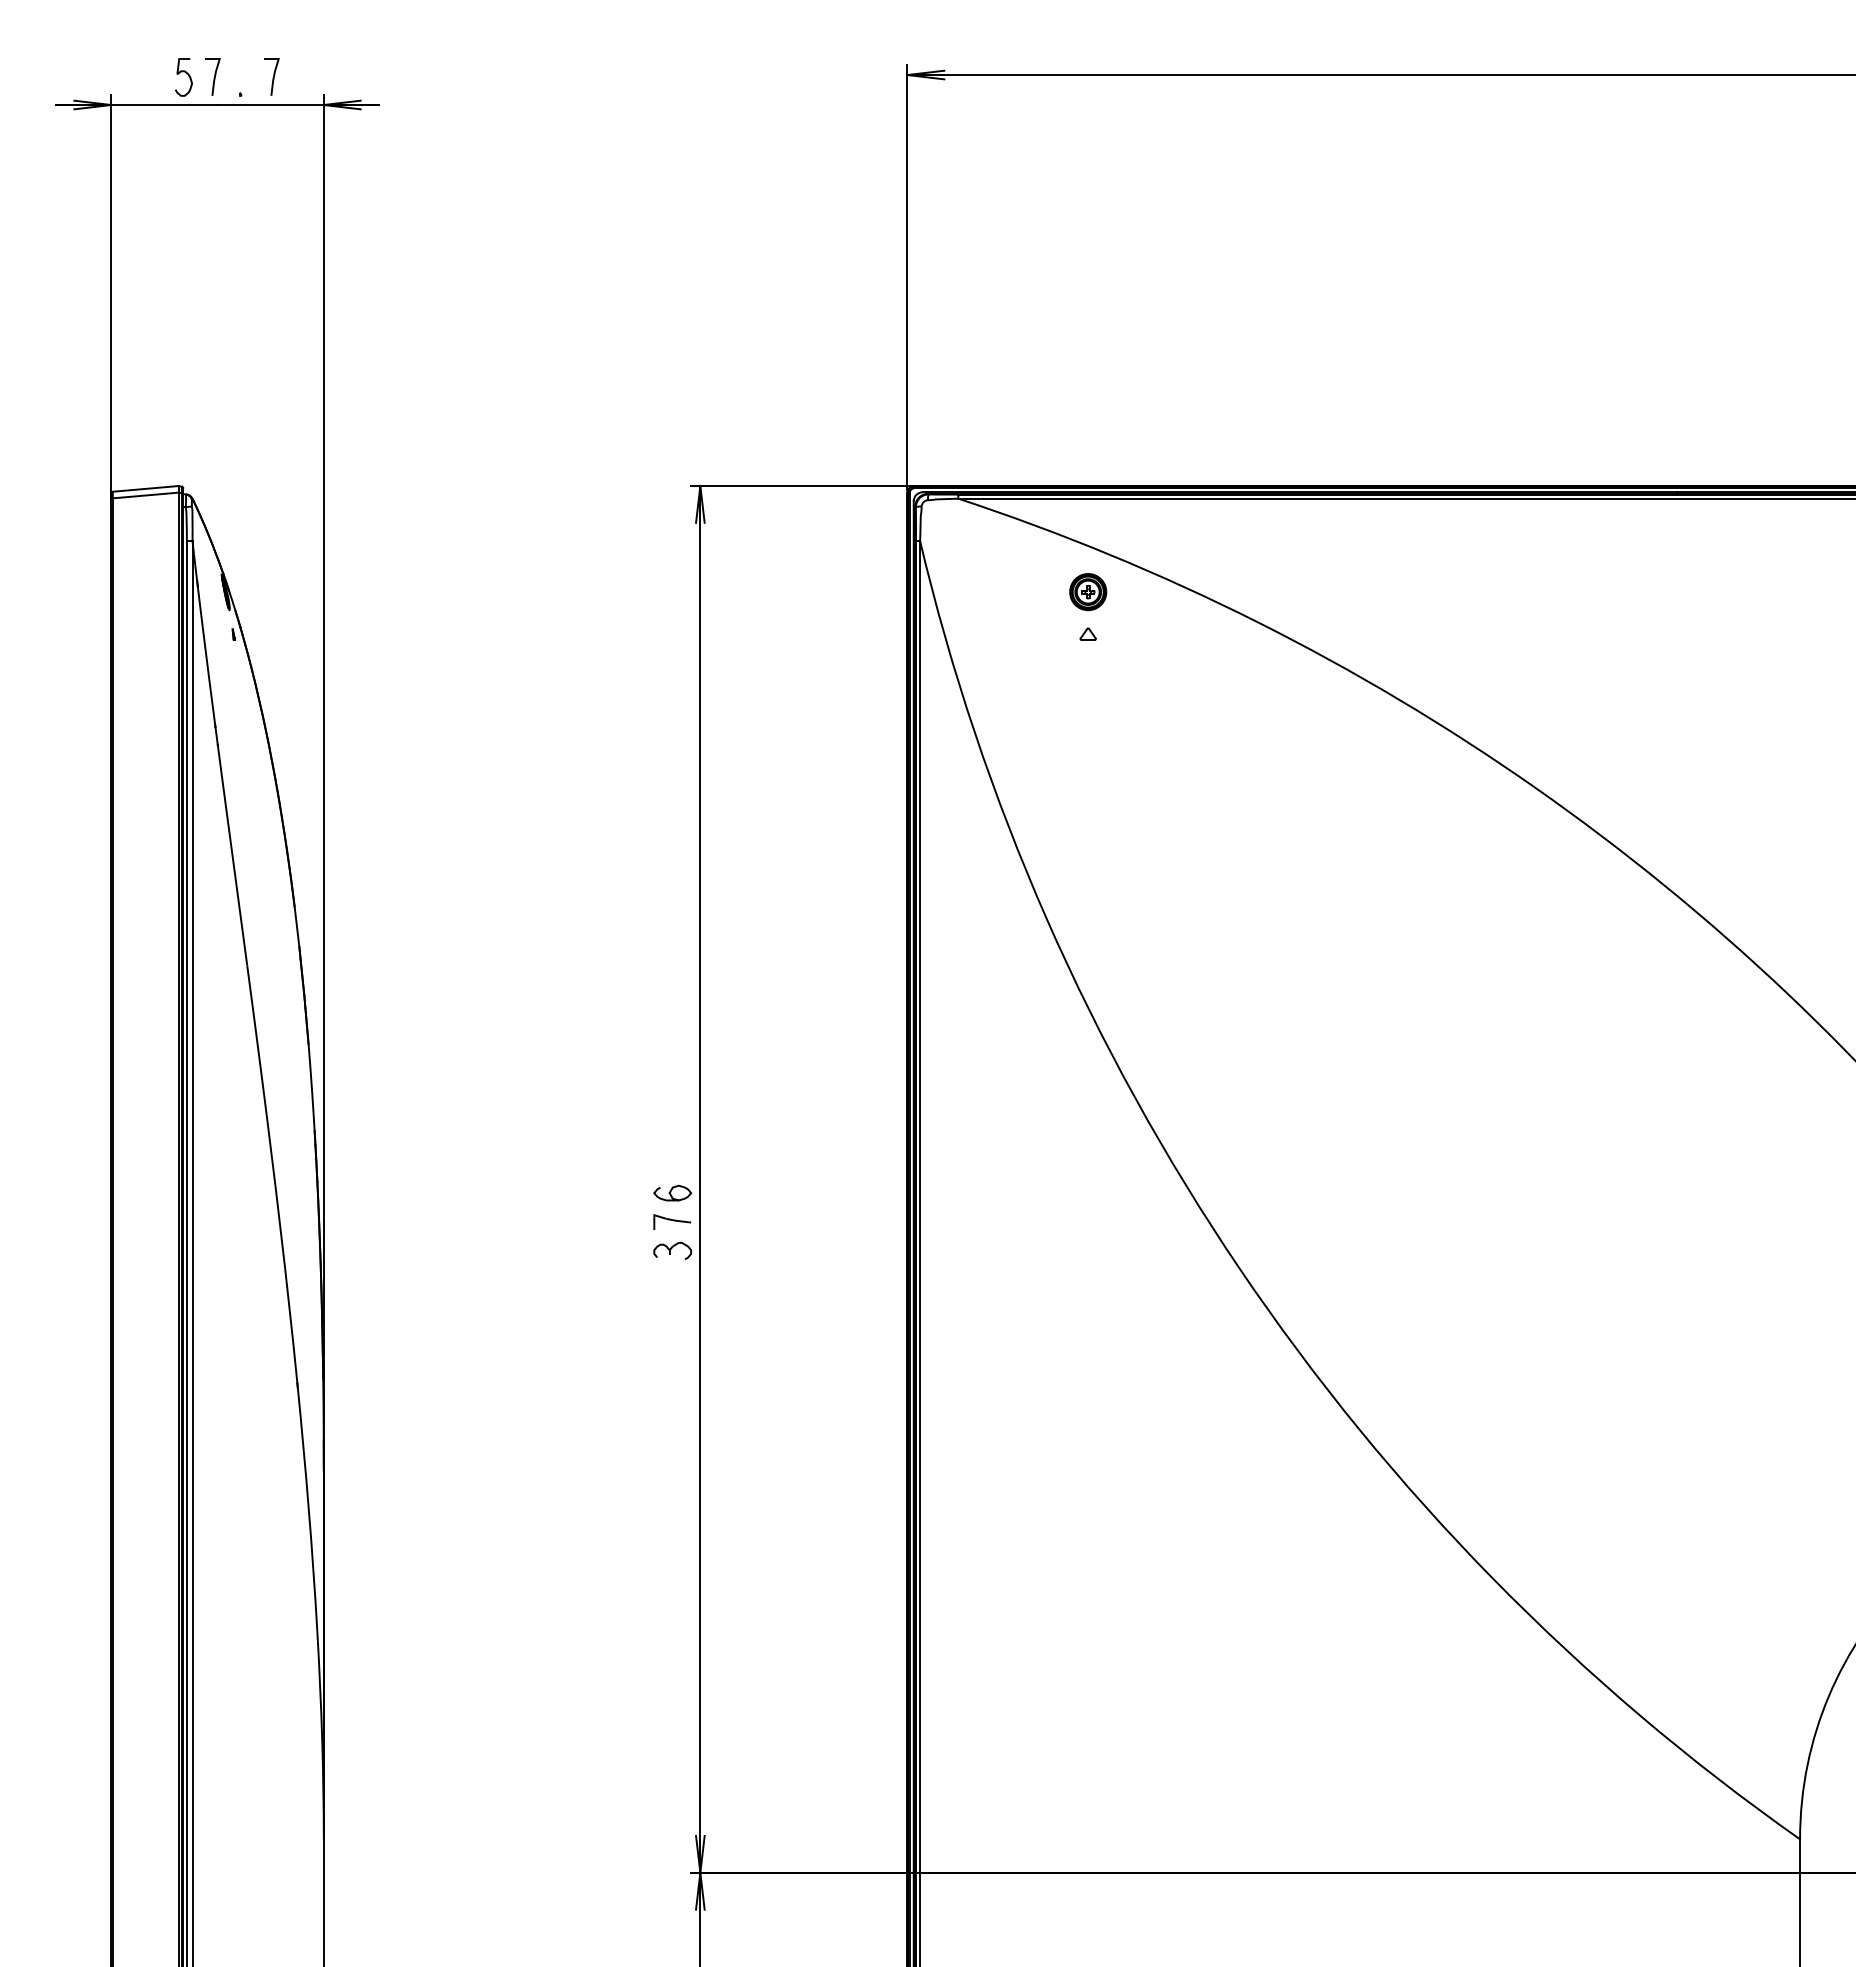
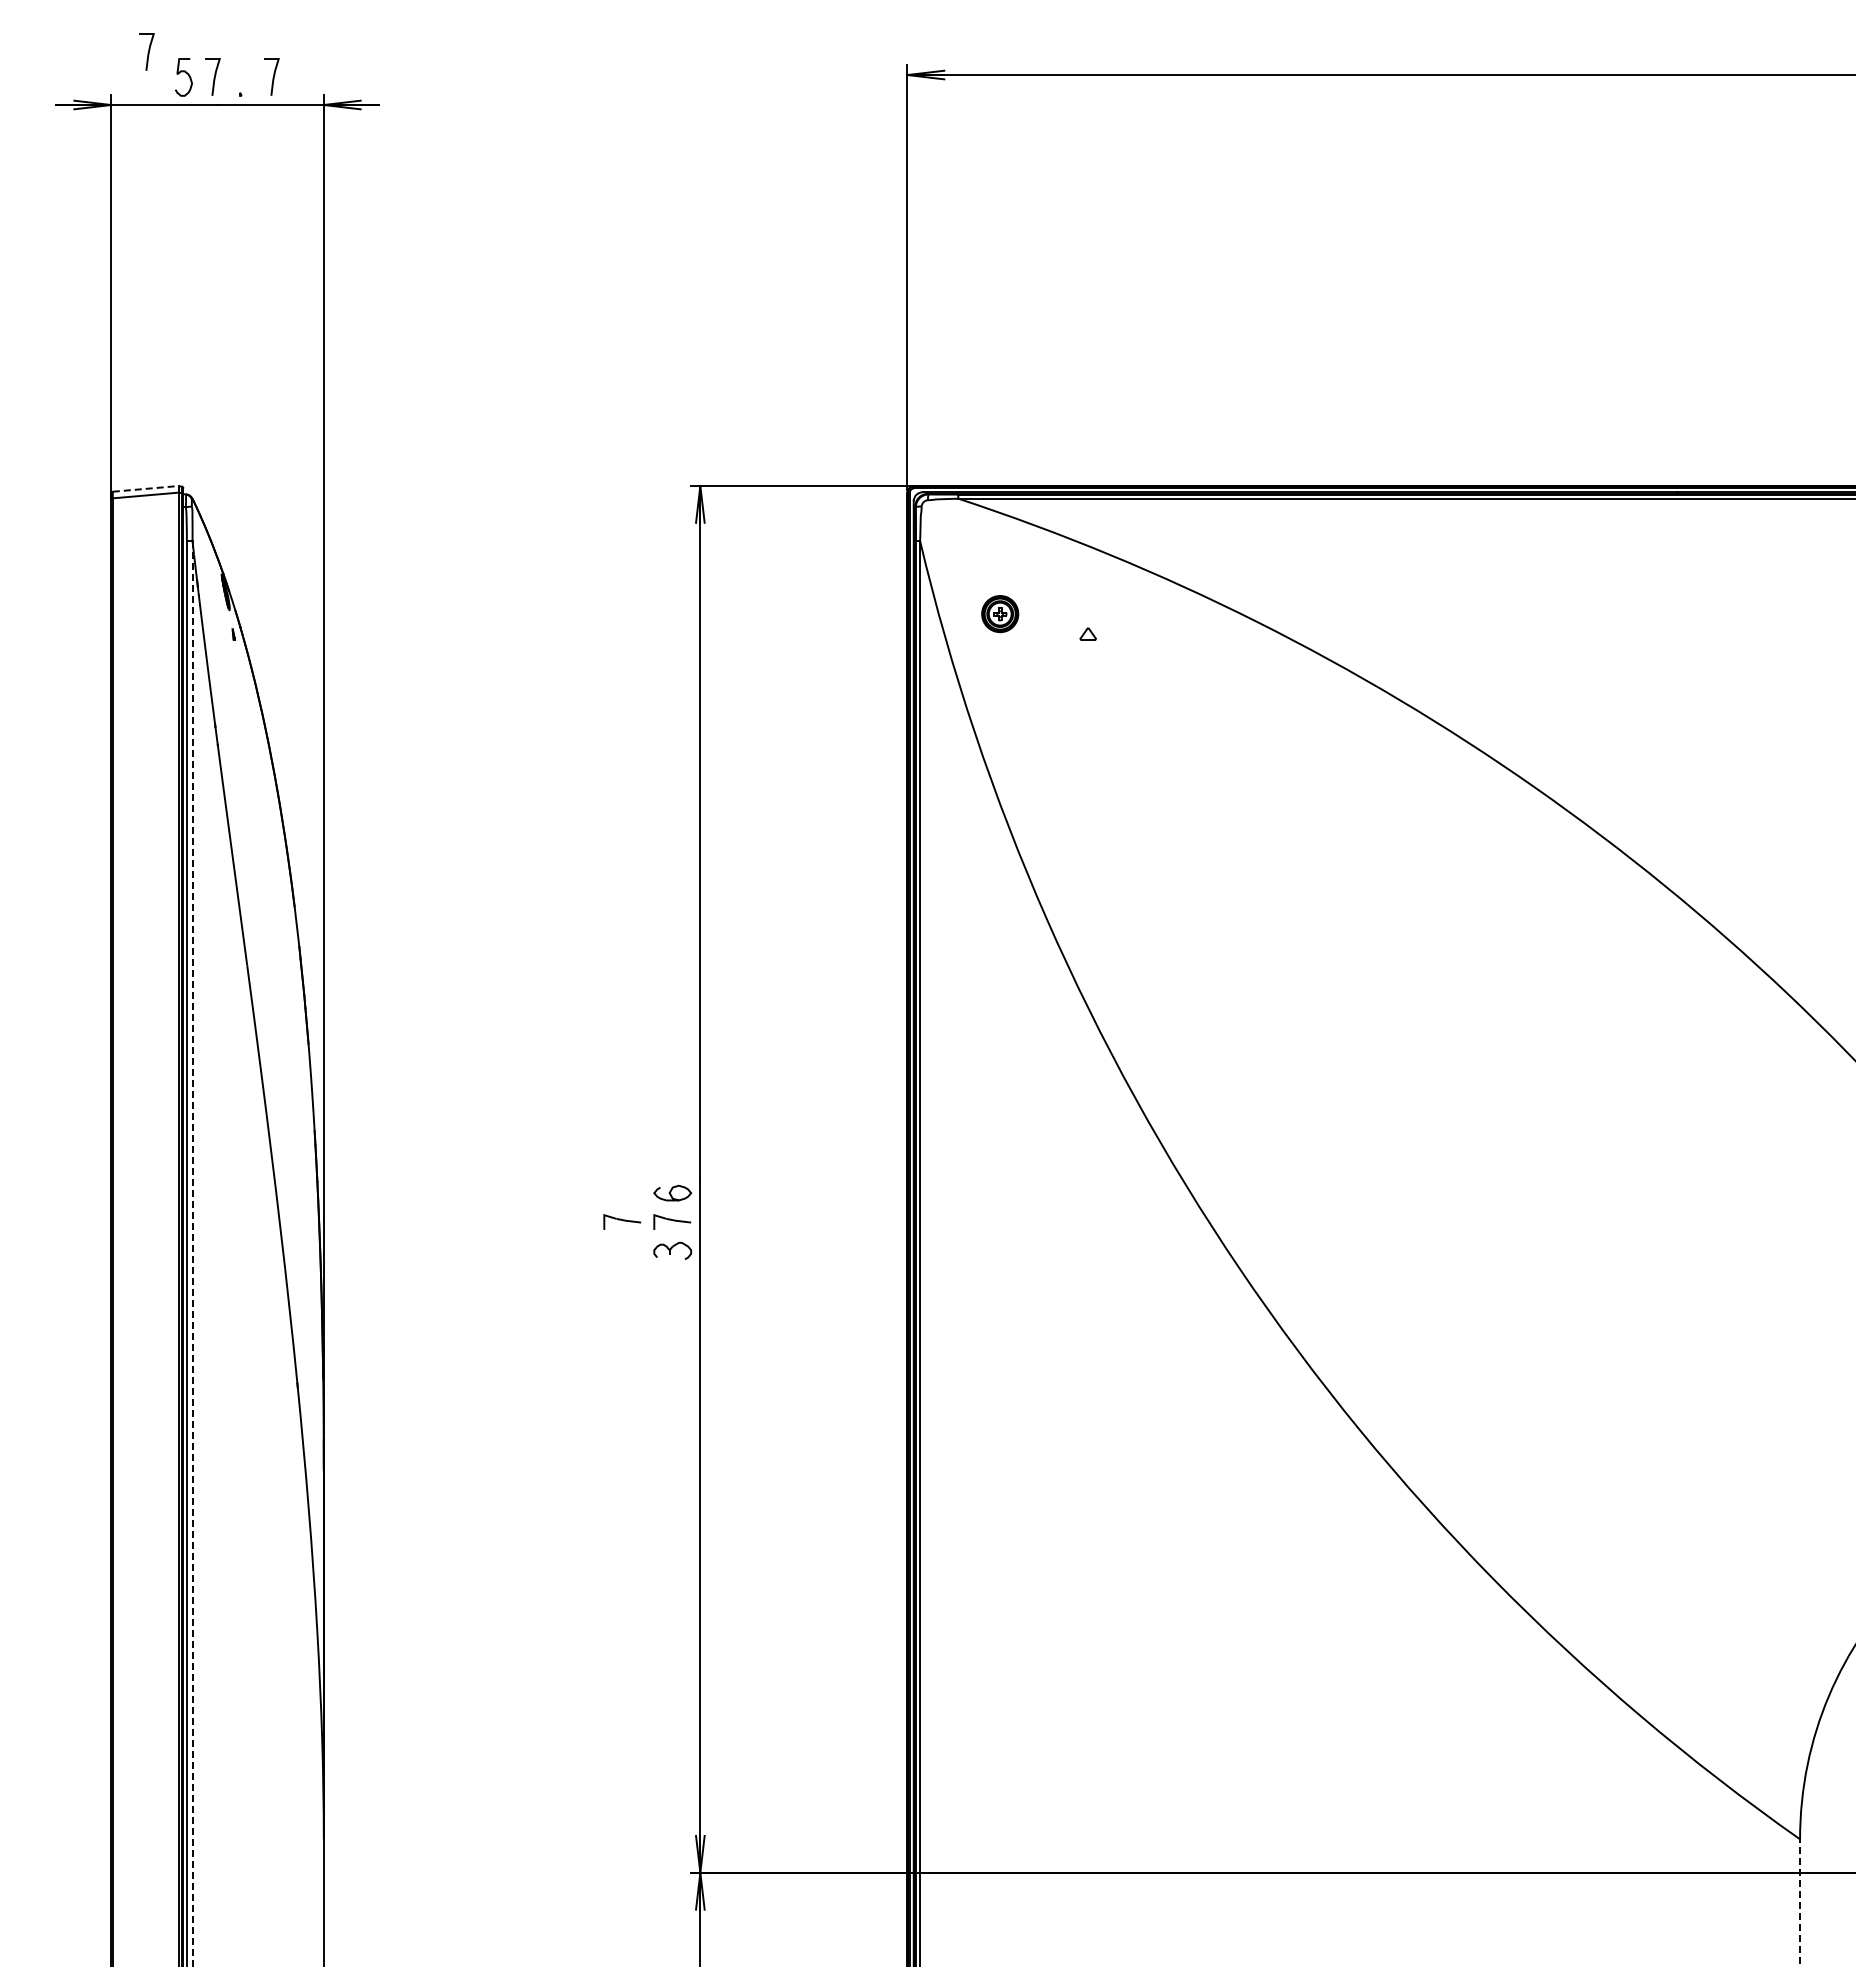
curve: none -> present (147, 52)
line: solid -> dashed (146, 488)
part position: (1088, 592) -> (1000, 614) (1000, 614)
part: none -> present (622, 1221)
line: solid -> dashed (192, 1254)
line: solid -> dashed (1800, 1902)
